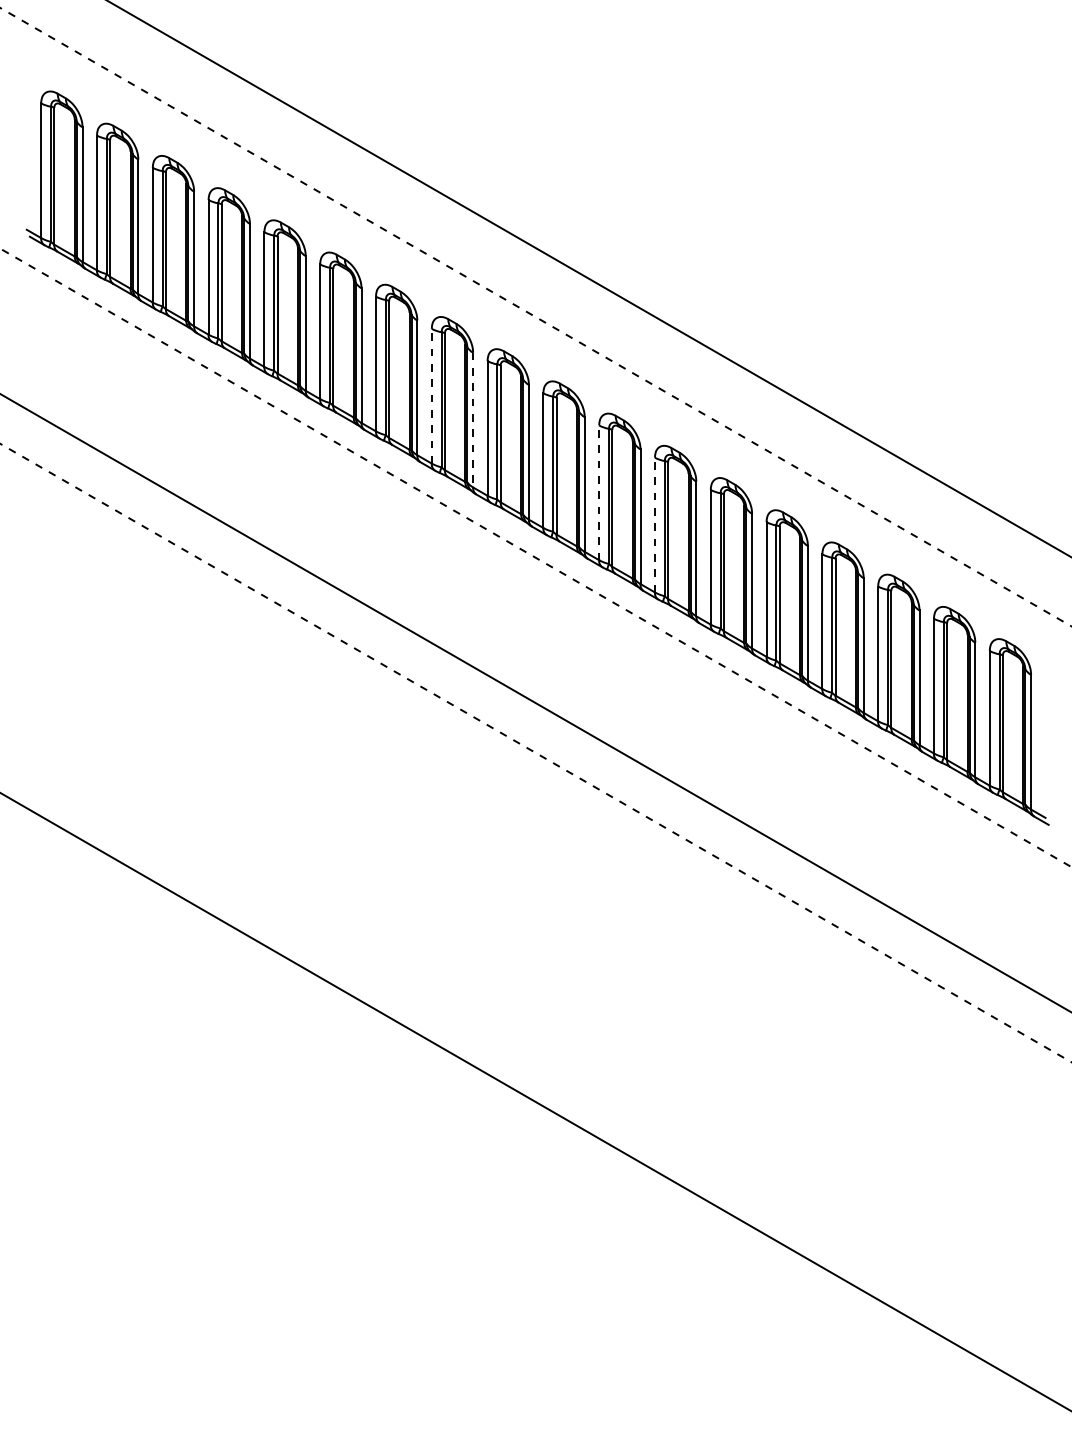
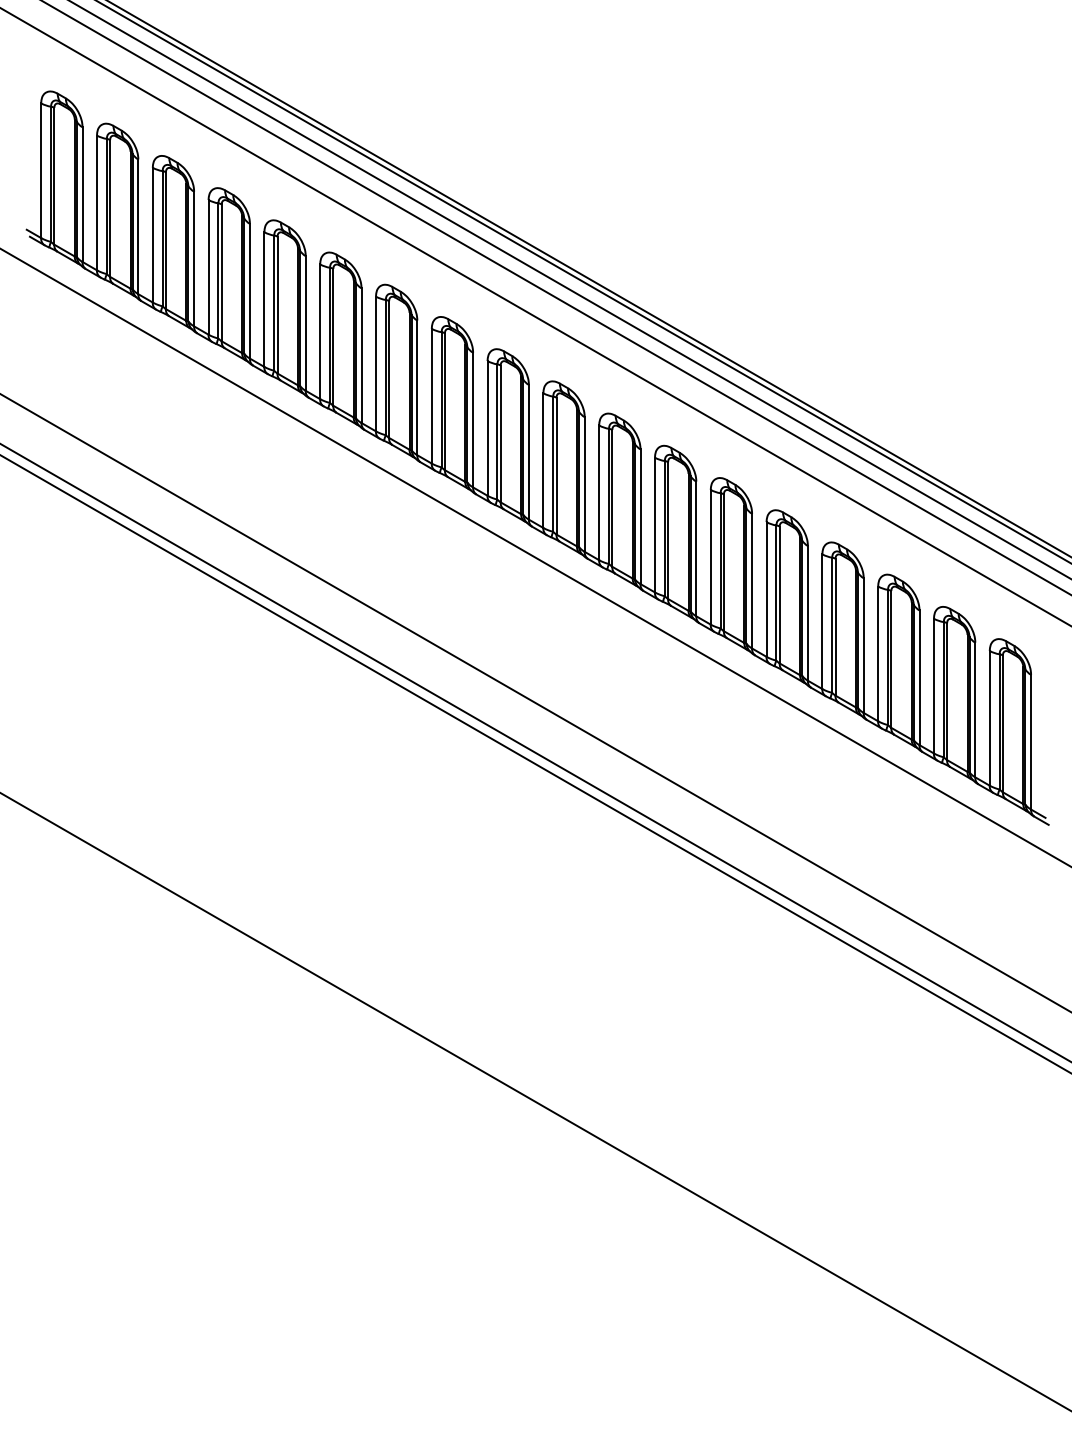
line: none -> present (583, 282)
line: none -> present (570, 289)
line: none -> present (556, 297)
line: dashed -> solid (536, 317)
line: dashed -> solid (431, 395)
line: dashed -> solid (473, 420)
line: dashed -> solid (599, 492)
line: dashed -> solid (654, 524)
line: dashed -> solid (536, 557)
line: dashed -> solid (535, 752)
line: none -> present (535, 764)
